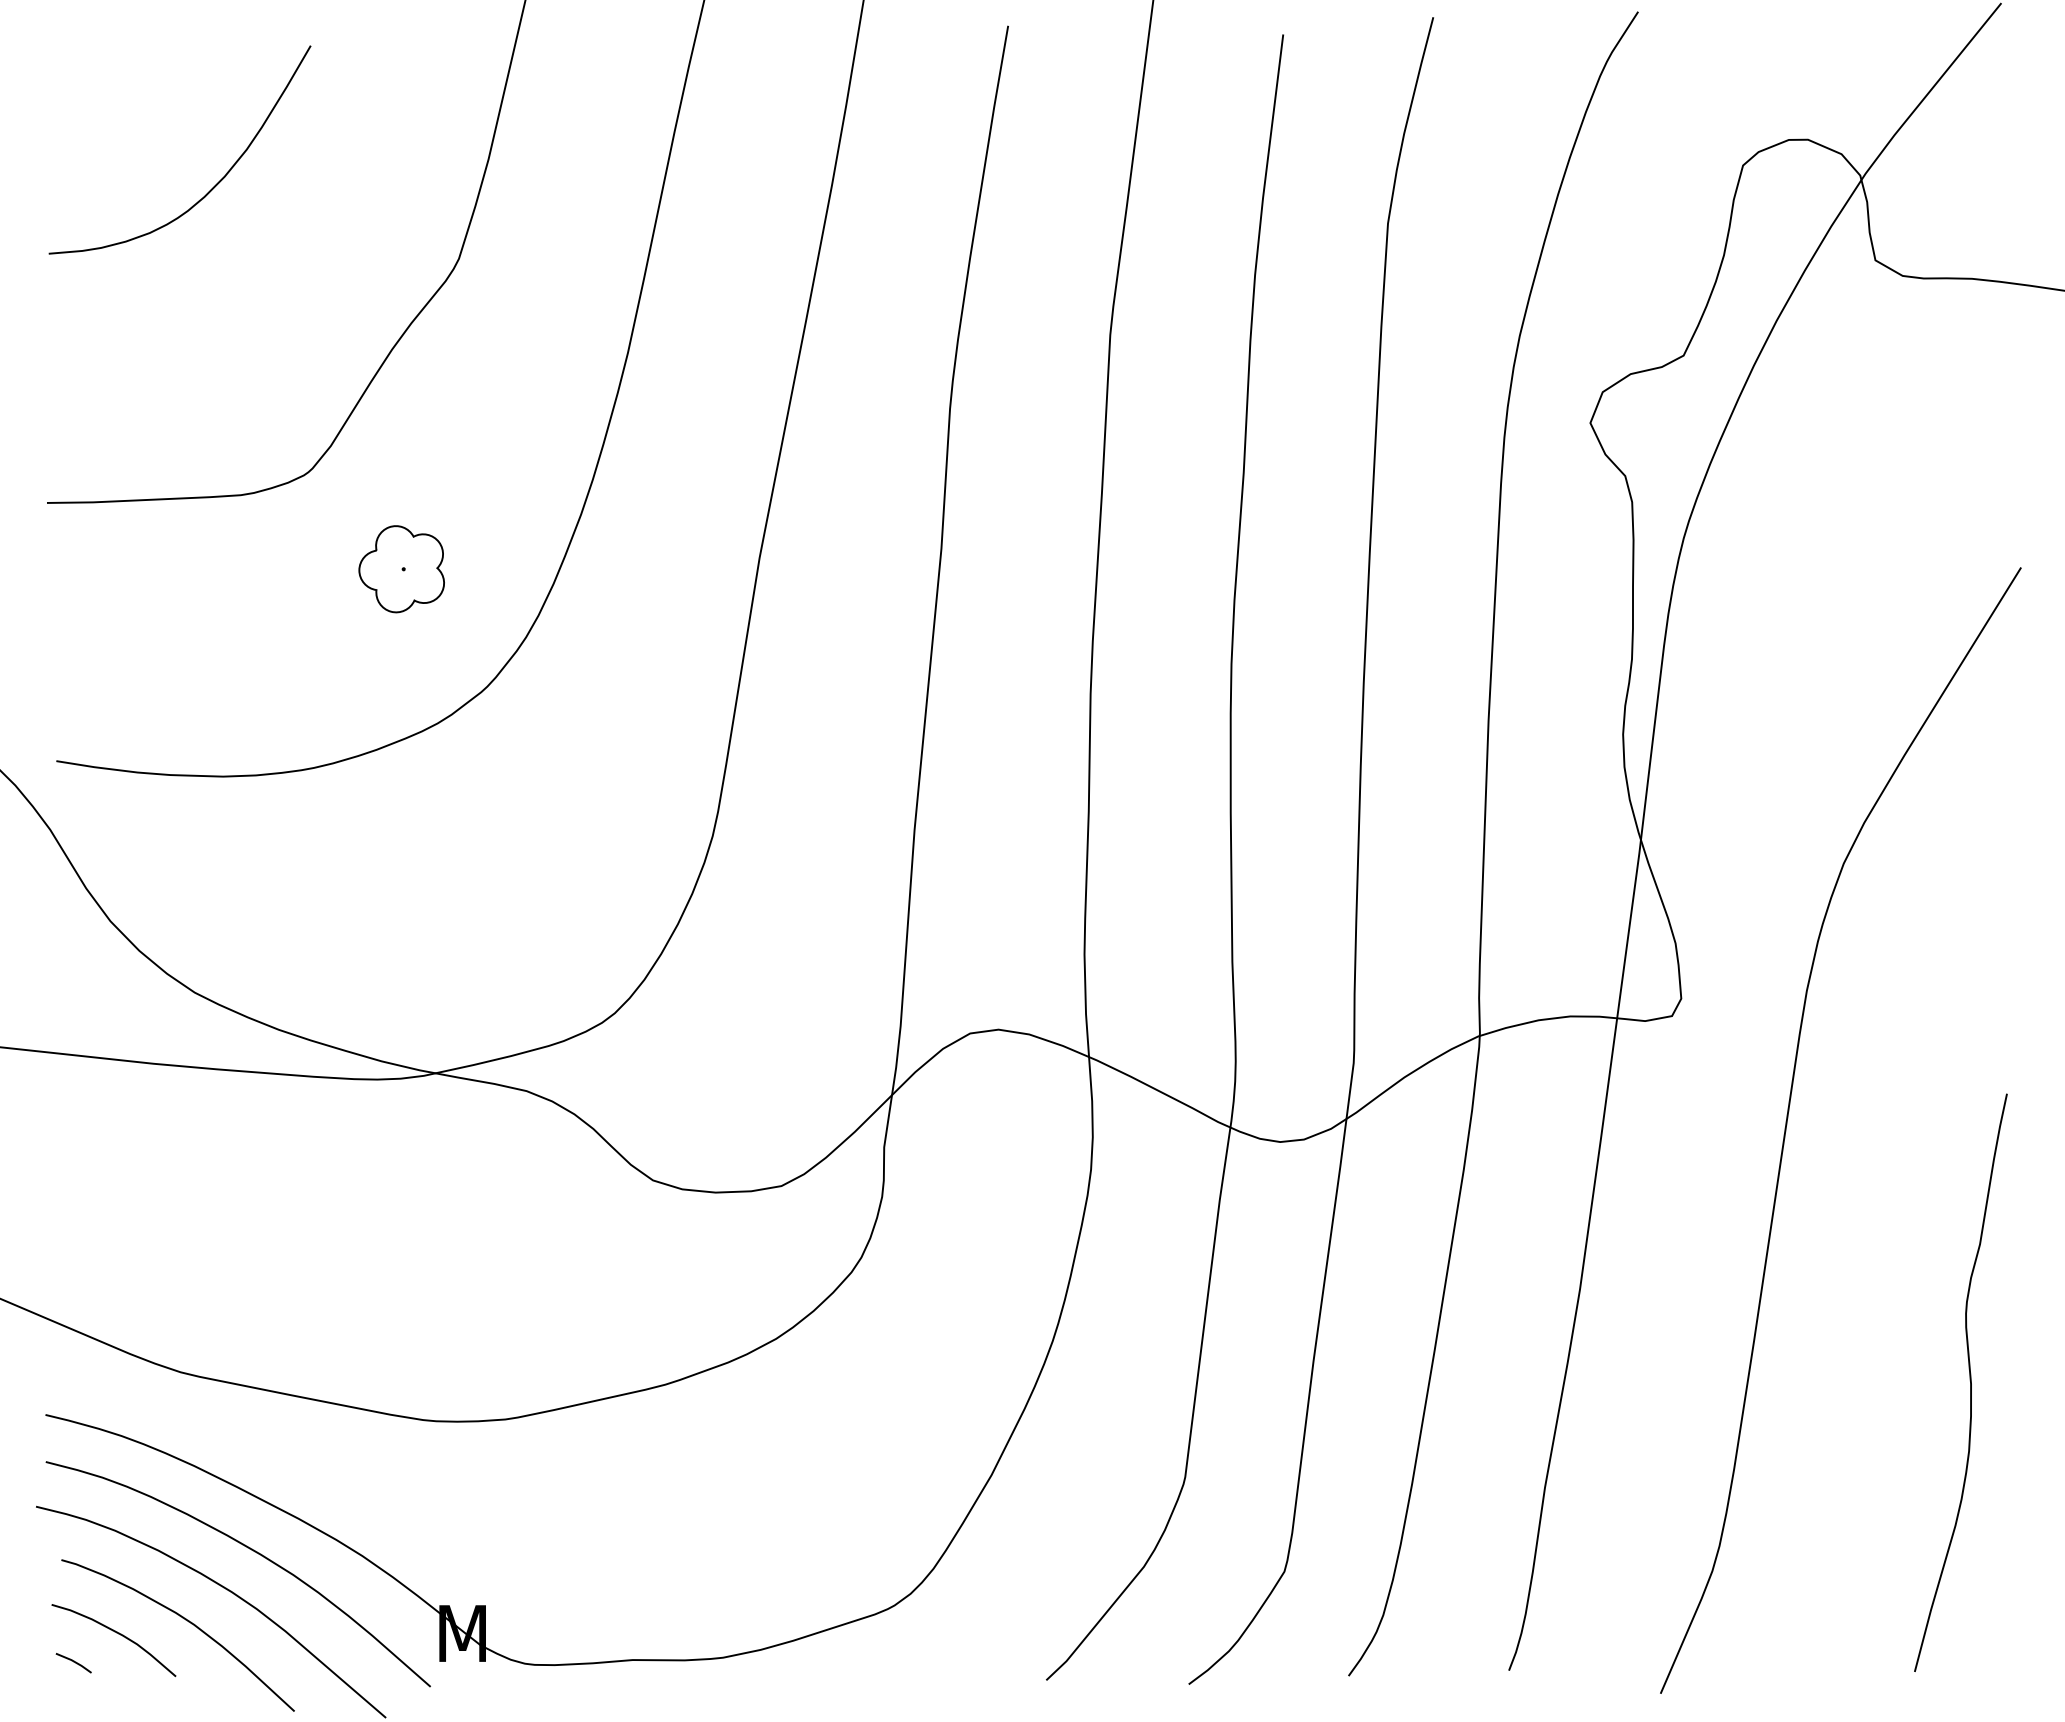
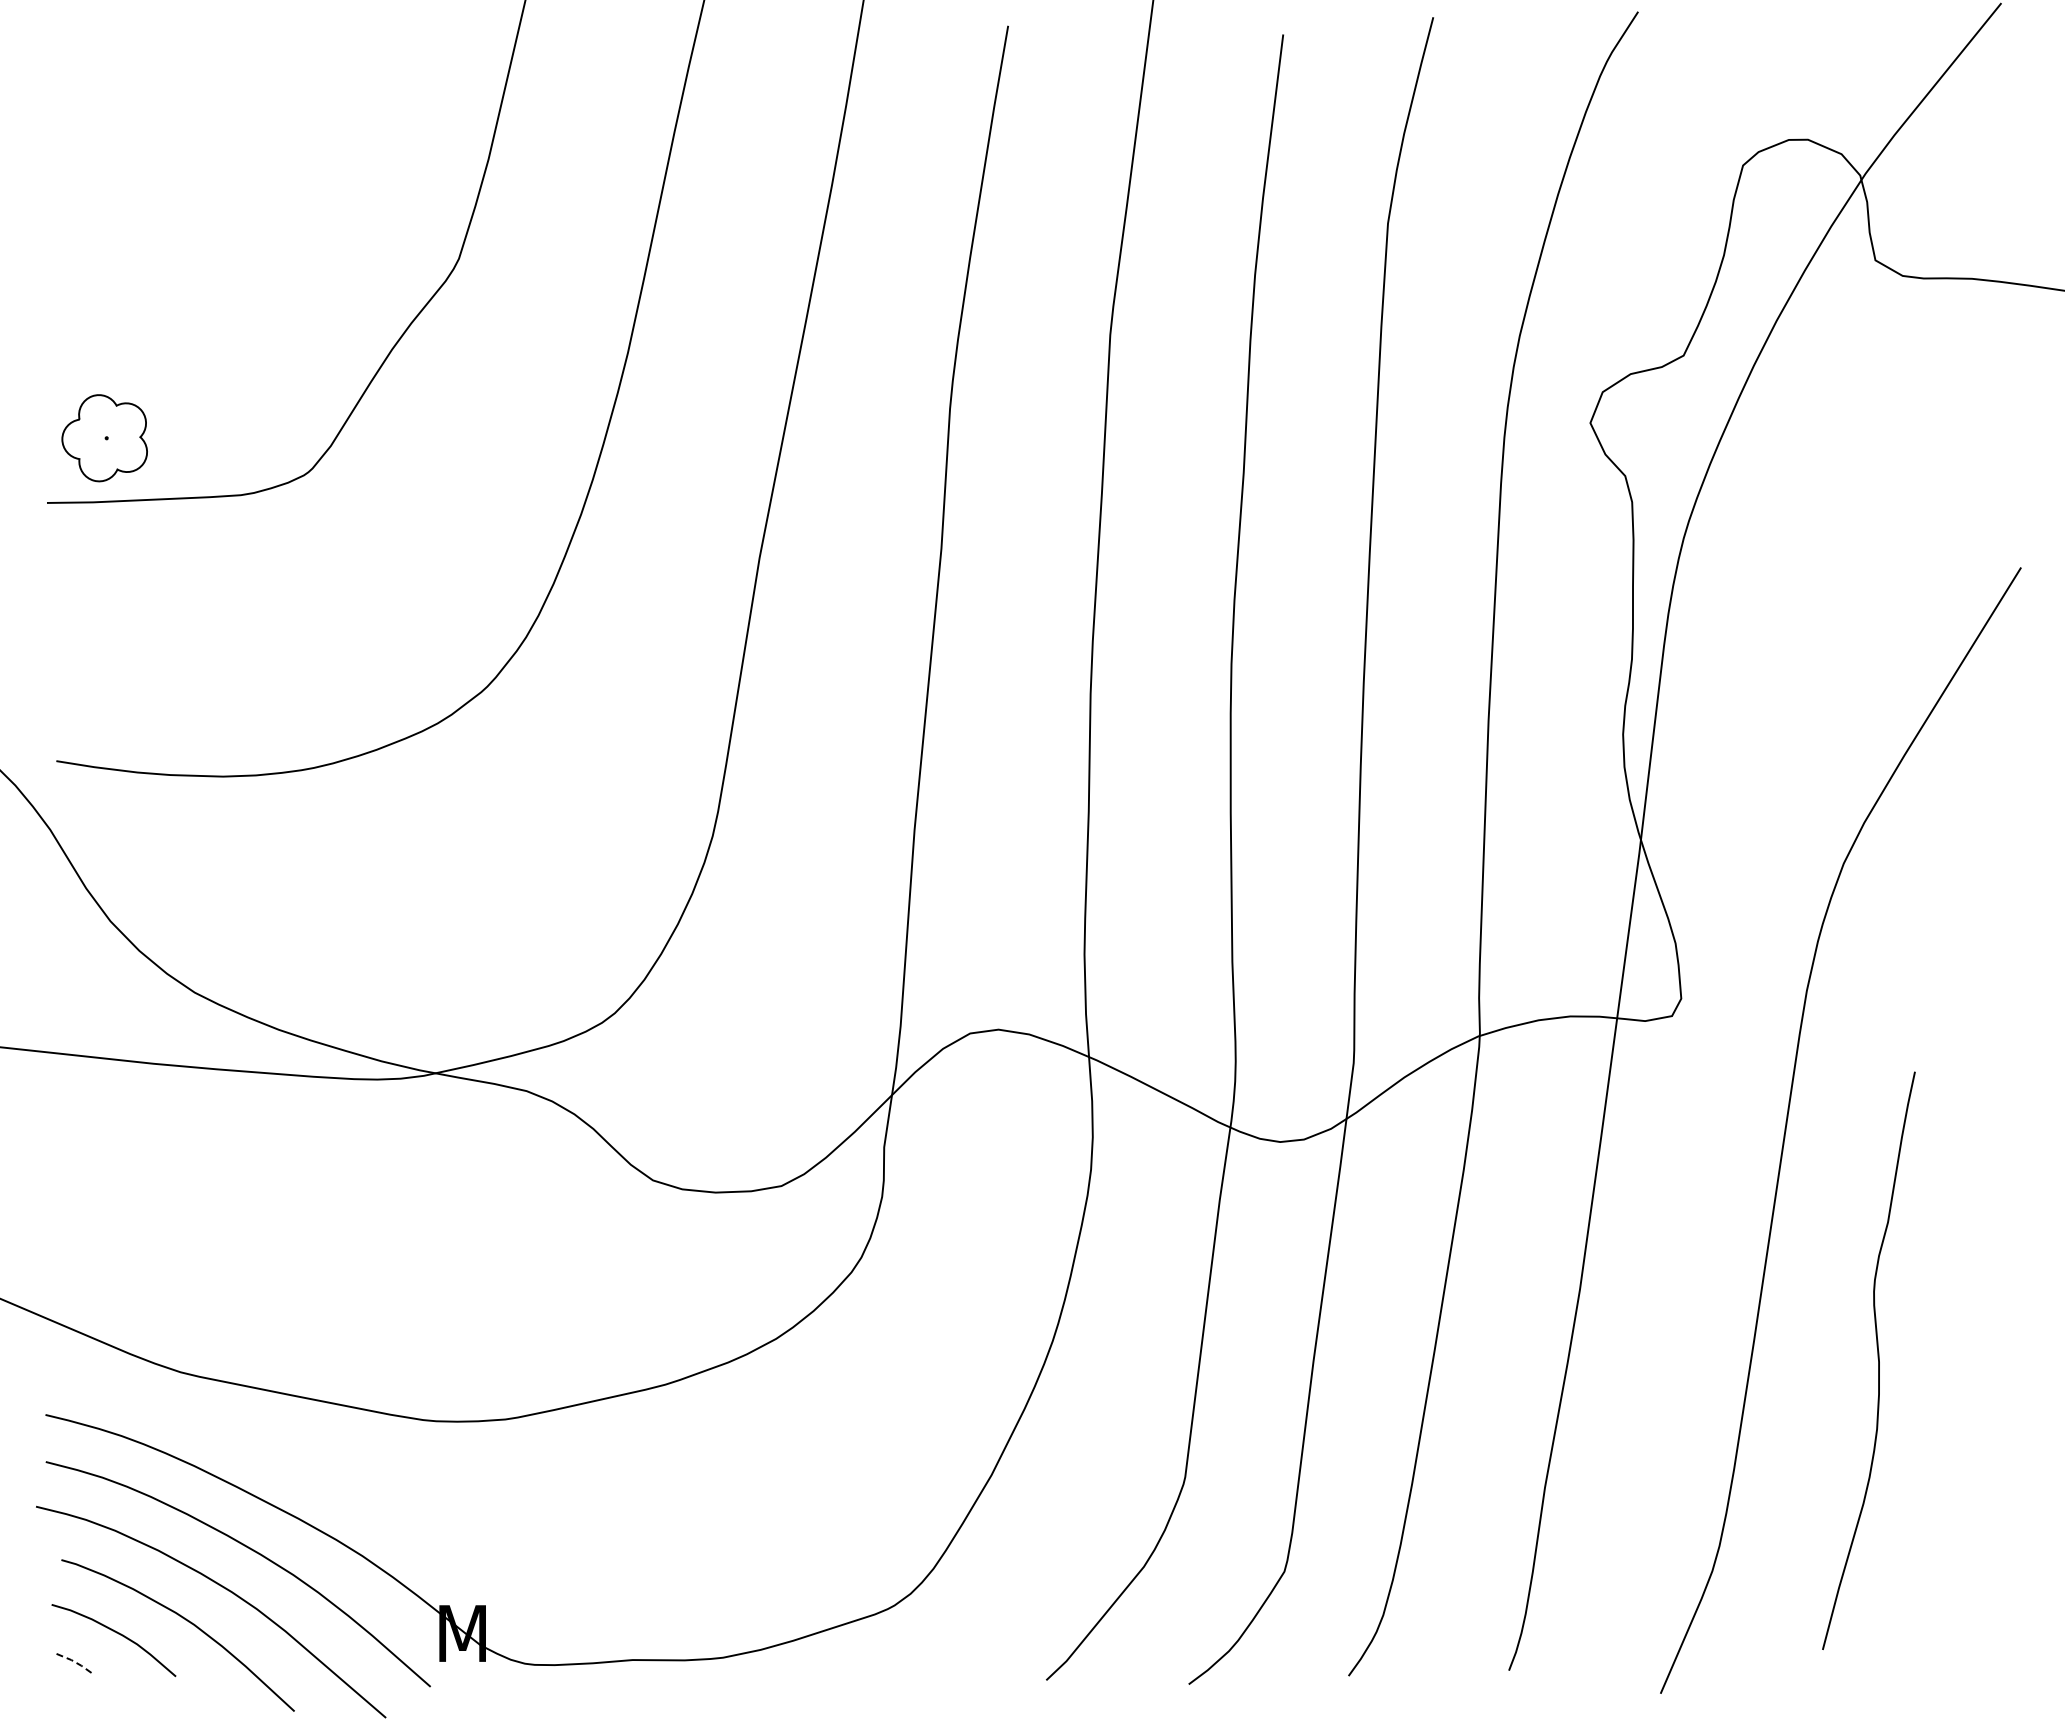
curve: present -> none (215, 184)
part position: (401, 569) -> (104, 438) (104, 438)
curve position: (1969, 1380) -> (1877, 1358) (1877, 1358)
line: solid -> dashed (74, 1662)
